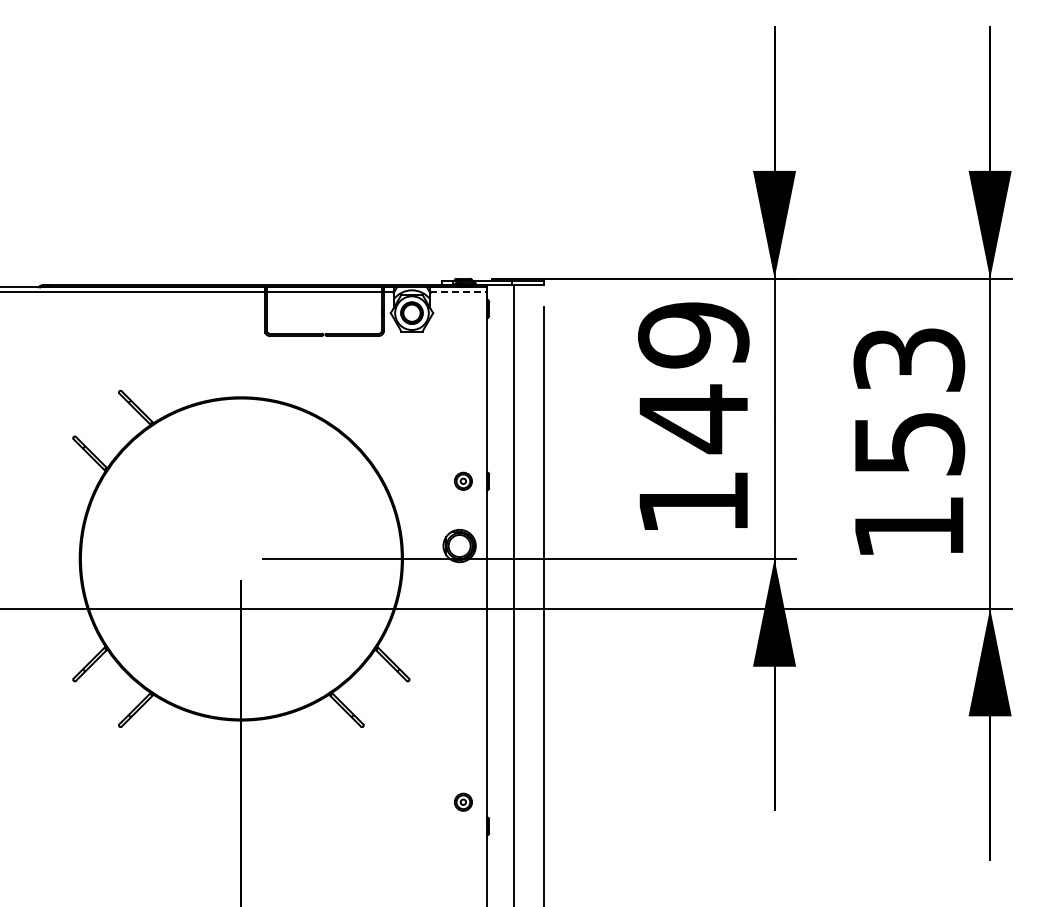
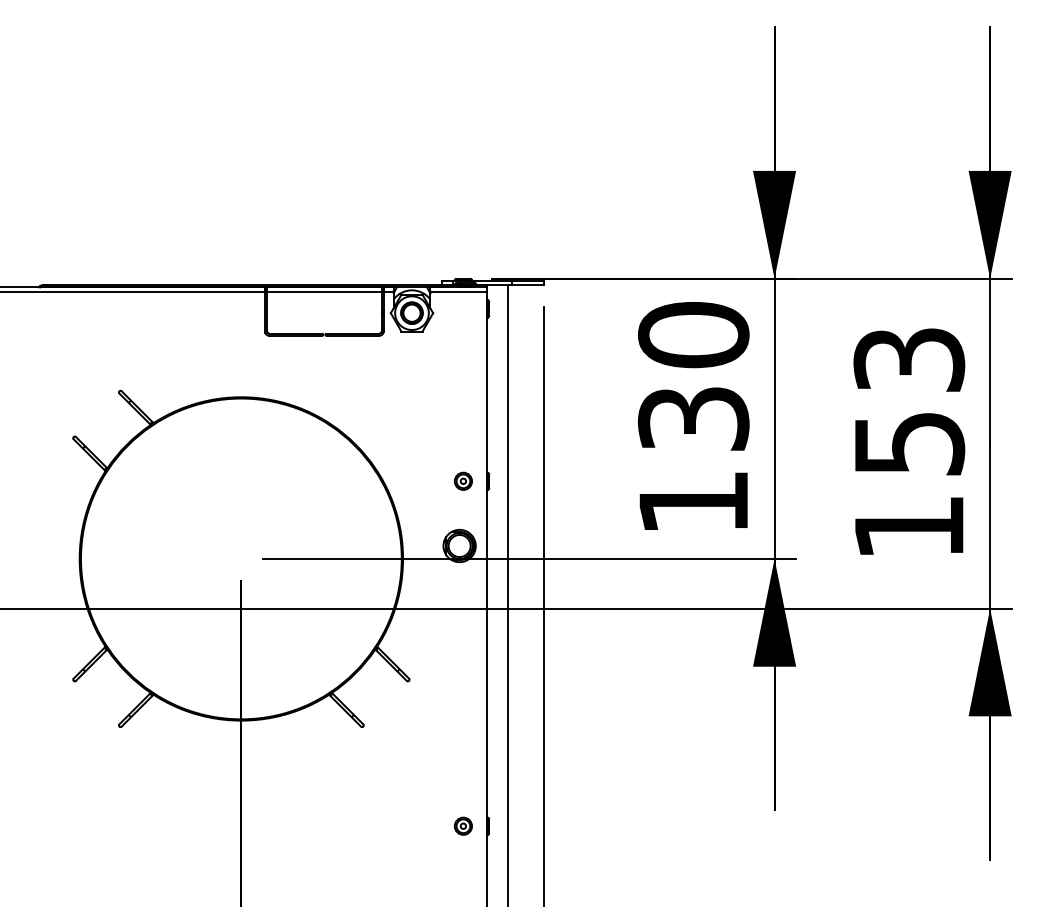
line: dashed -> solid (459, 291)
text: 149 -> 130 (693, 378)
line position: (513, 594) -> (507, 594) (507, 594)
part position: (462, 801) -> (462, 825) (462, 825)
